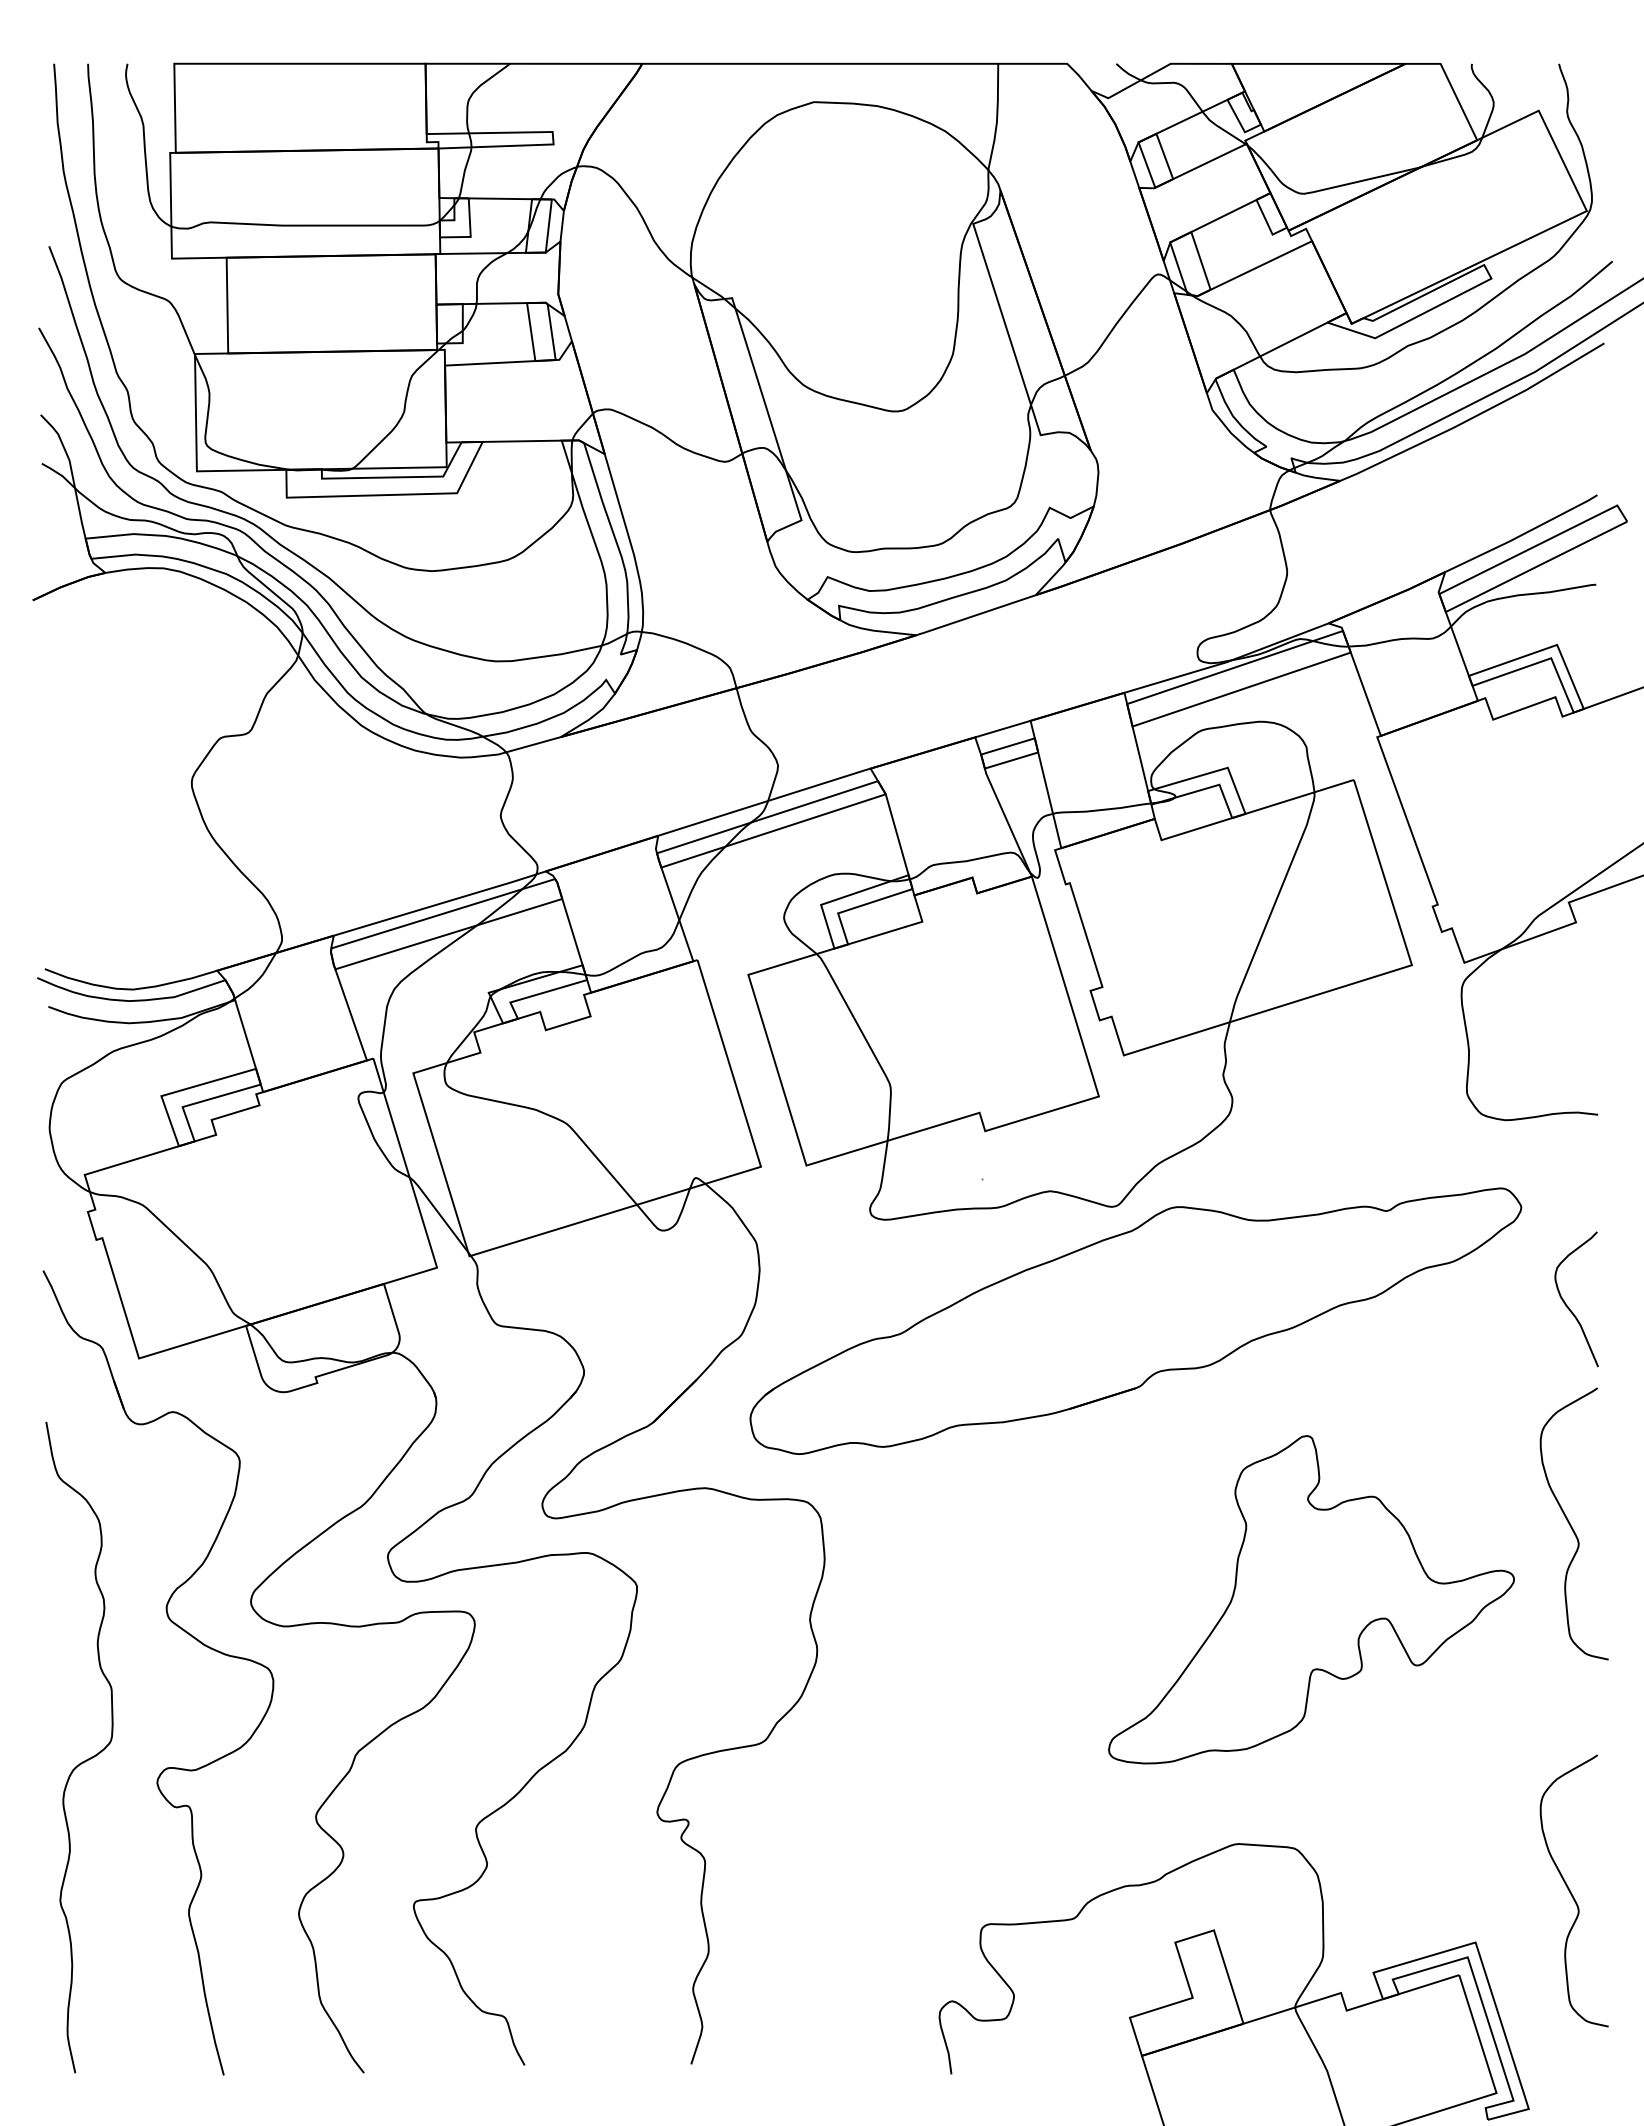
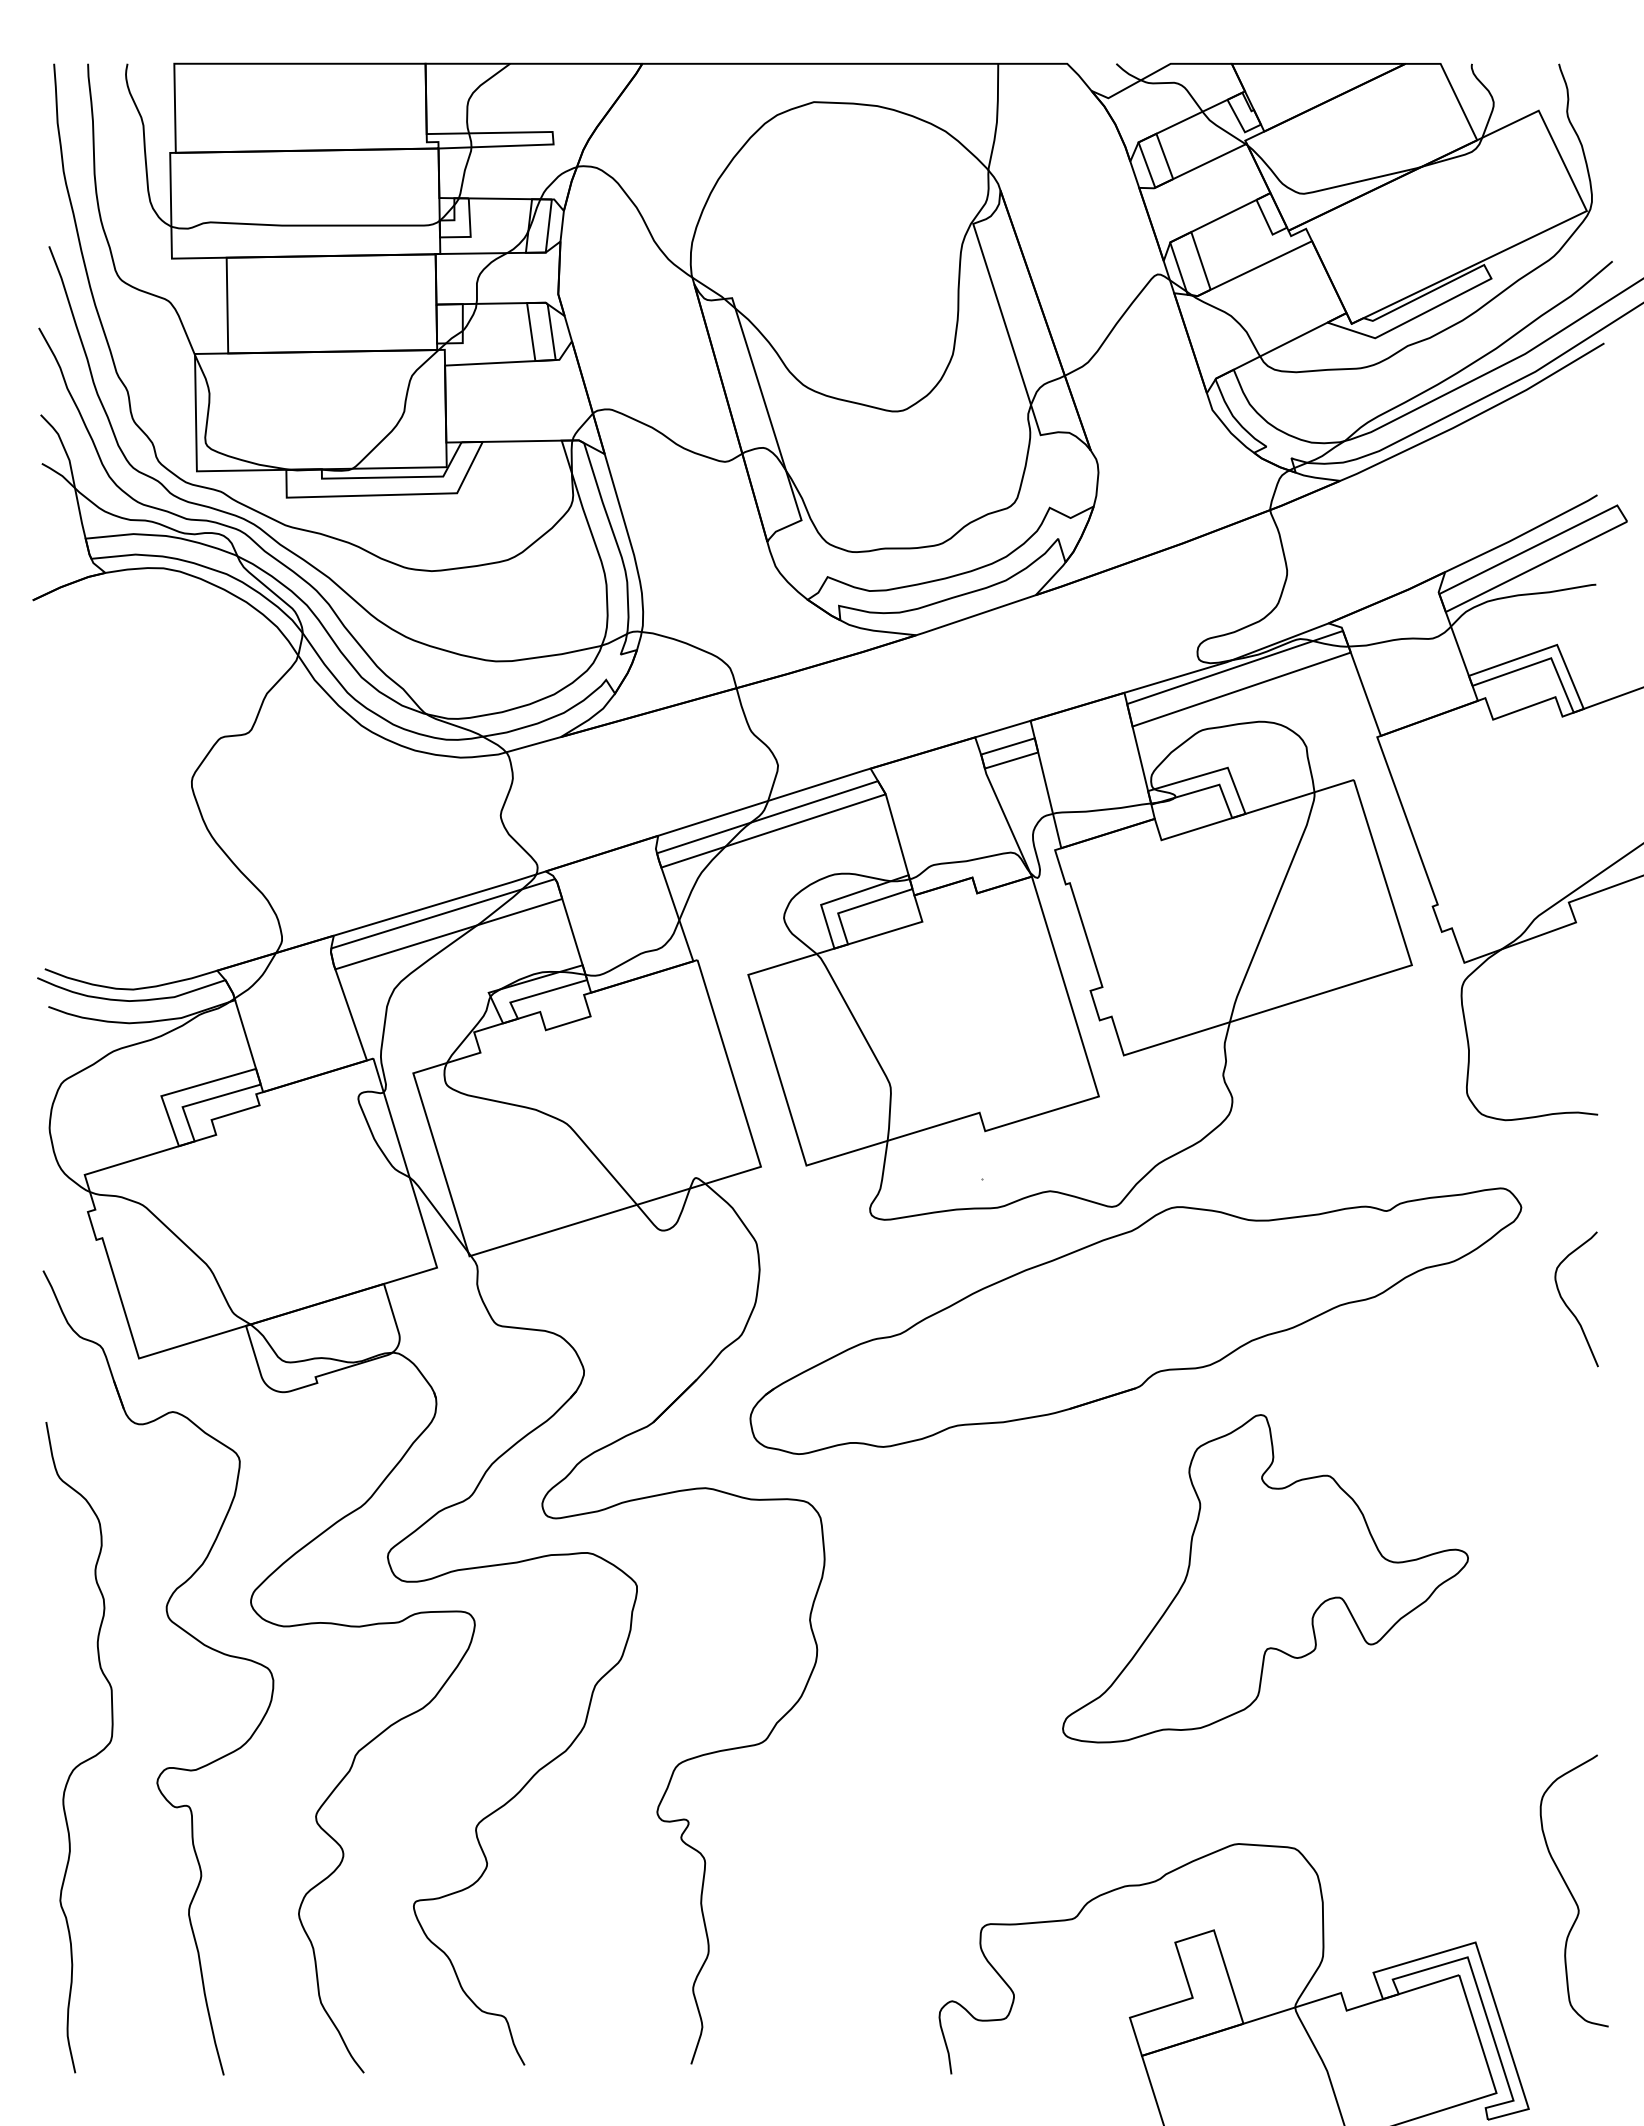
curve: present -> none (1571, 1525)
part position: (1311, 1599) -> (1265, 1578) (1265, 1578)
